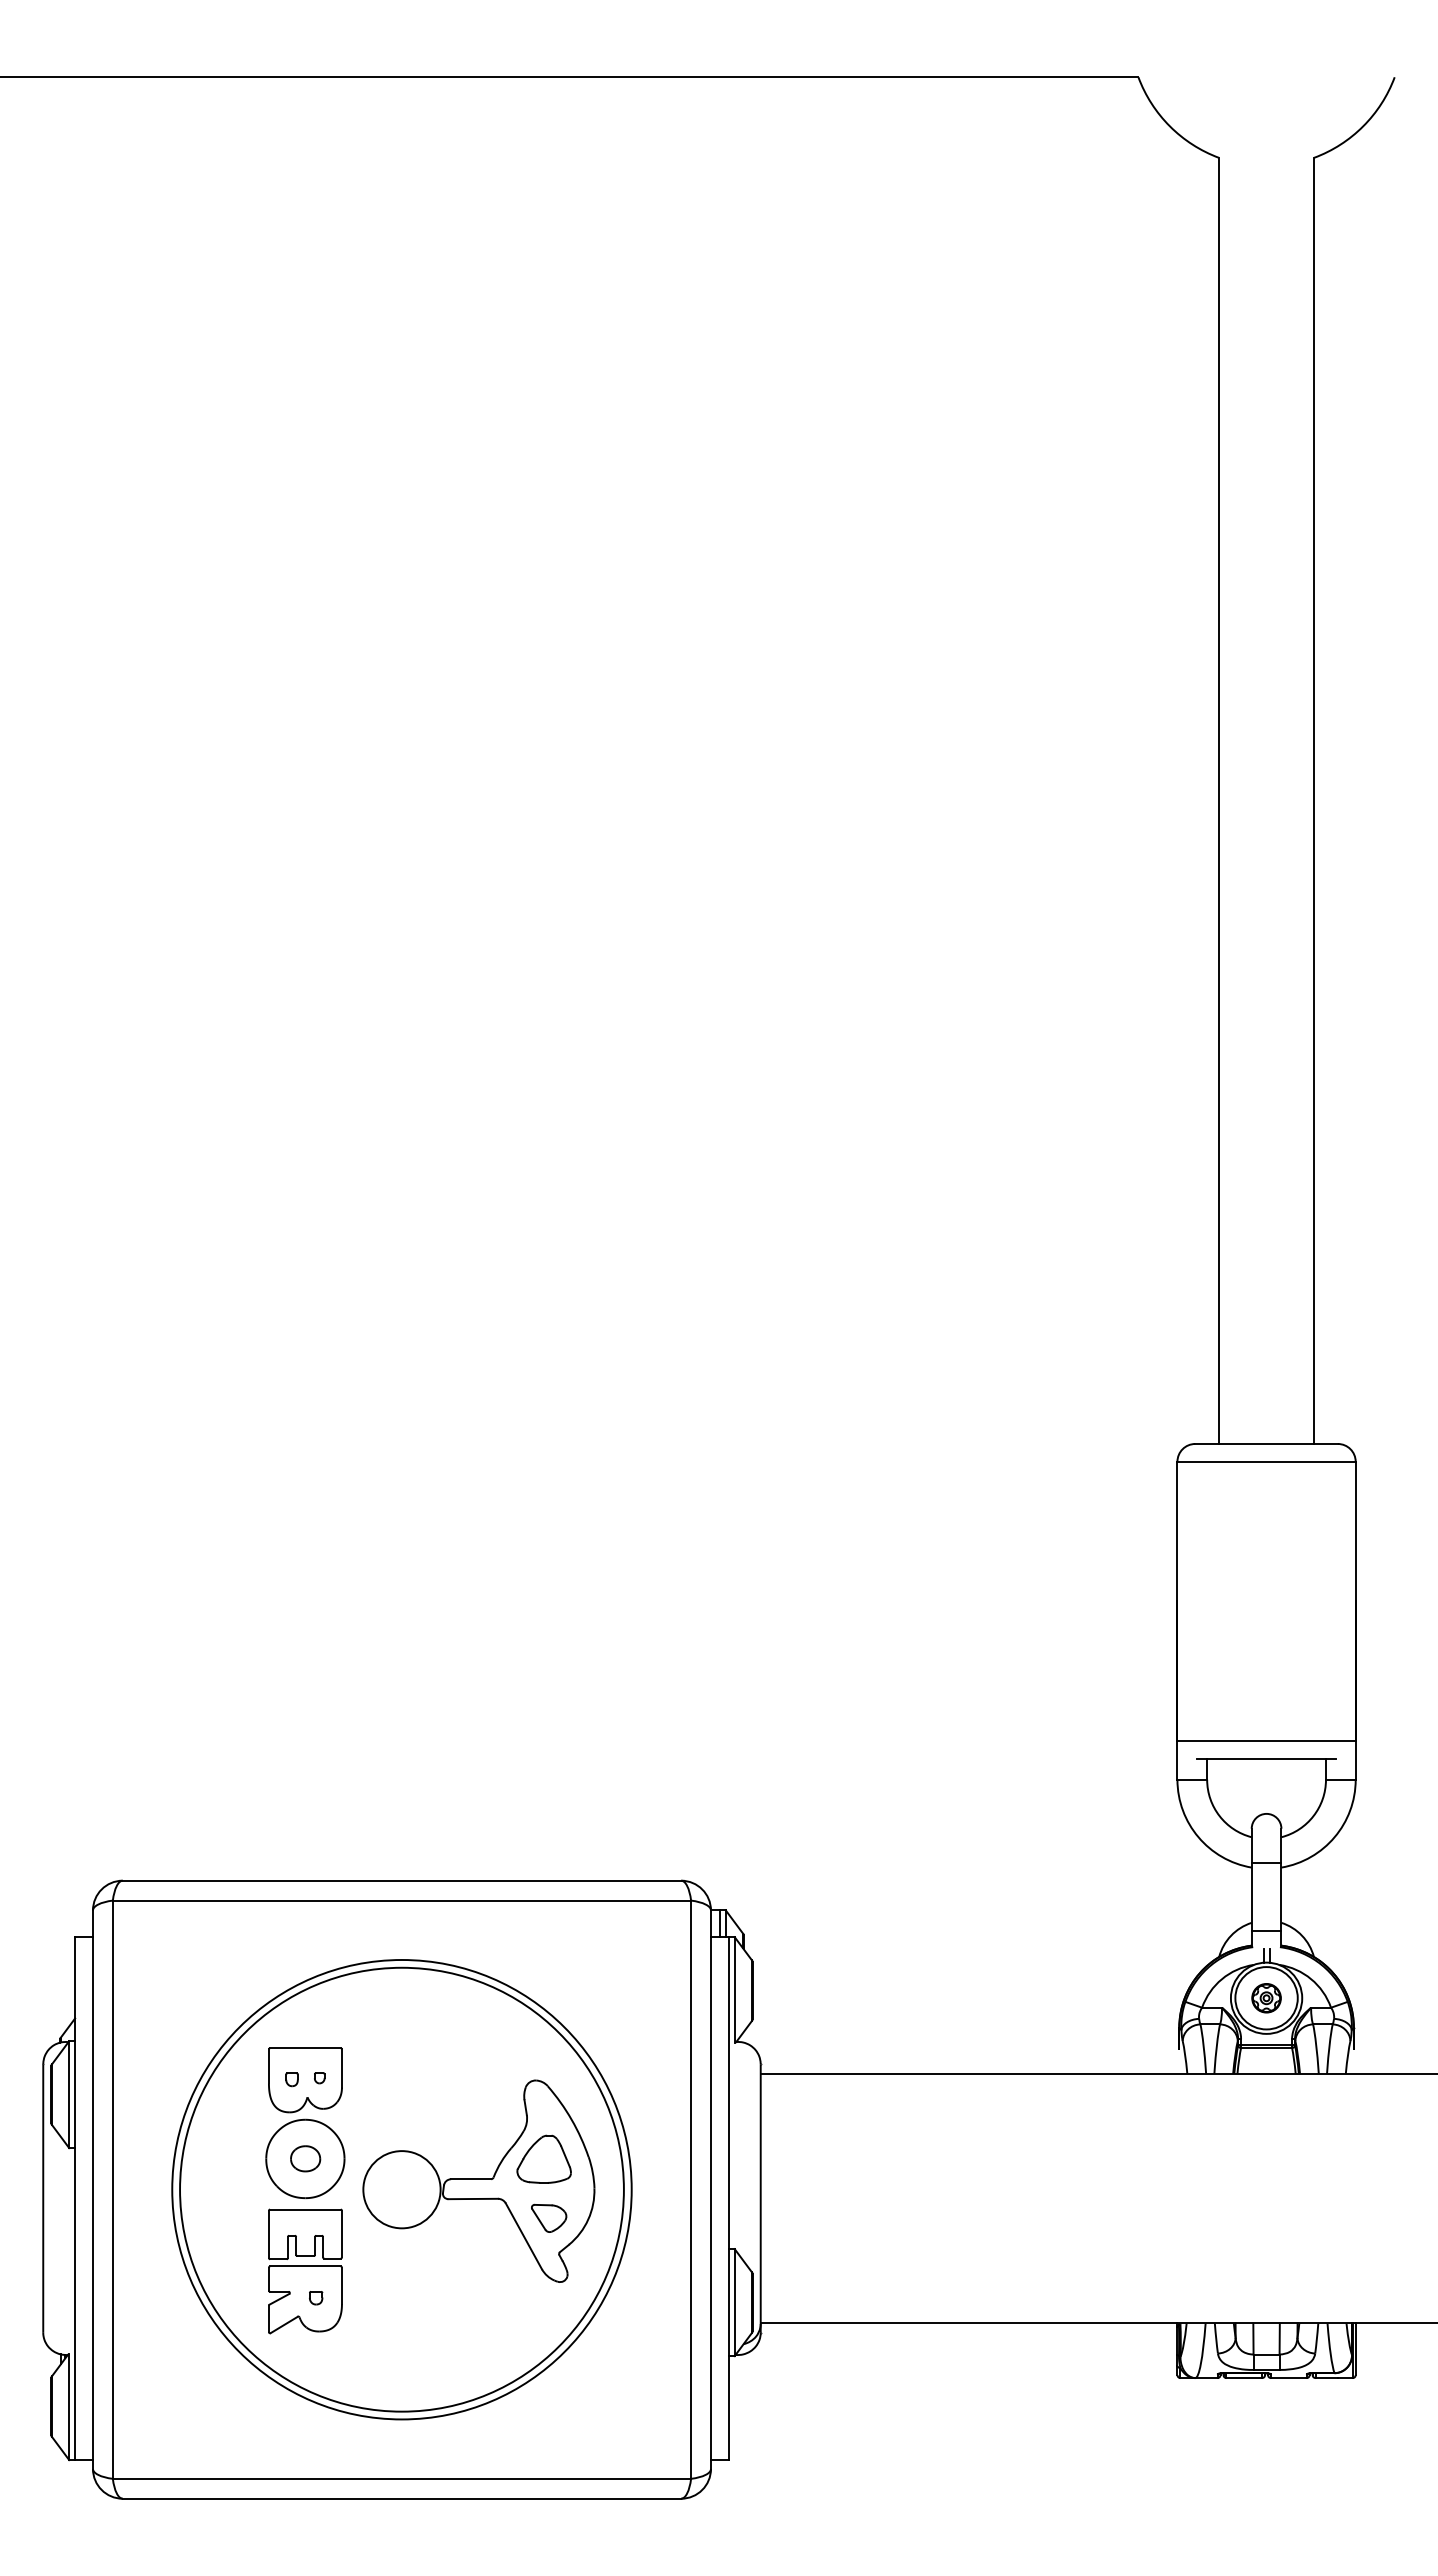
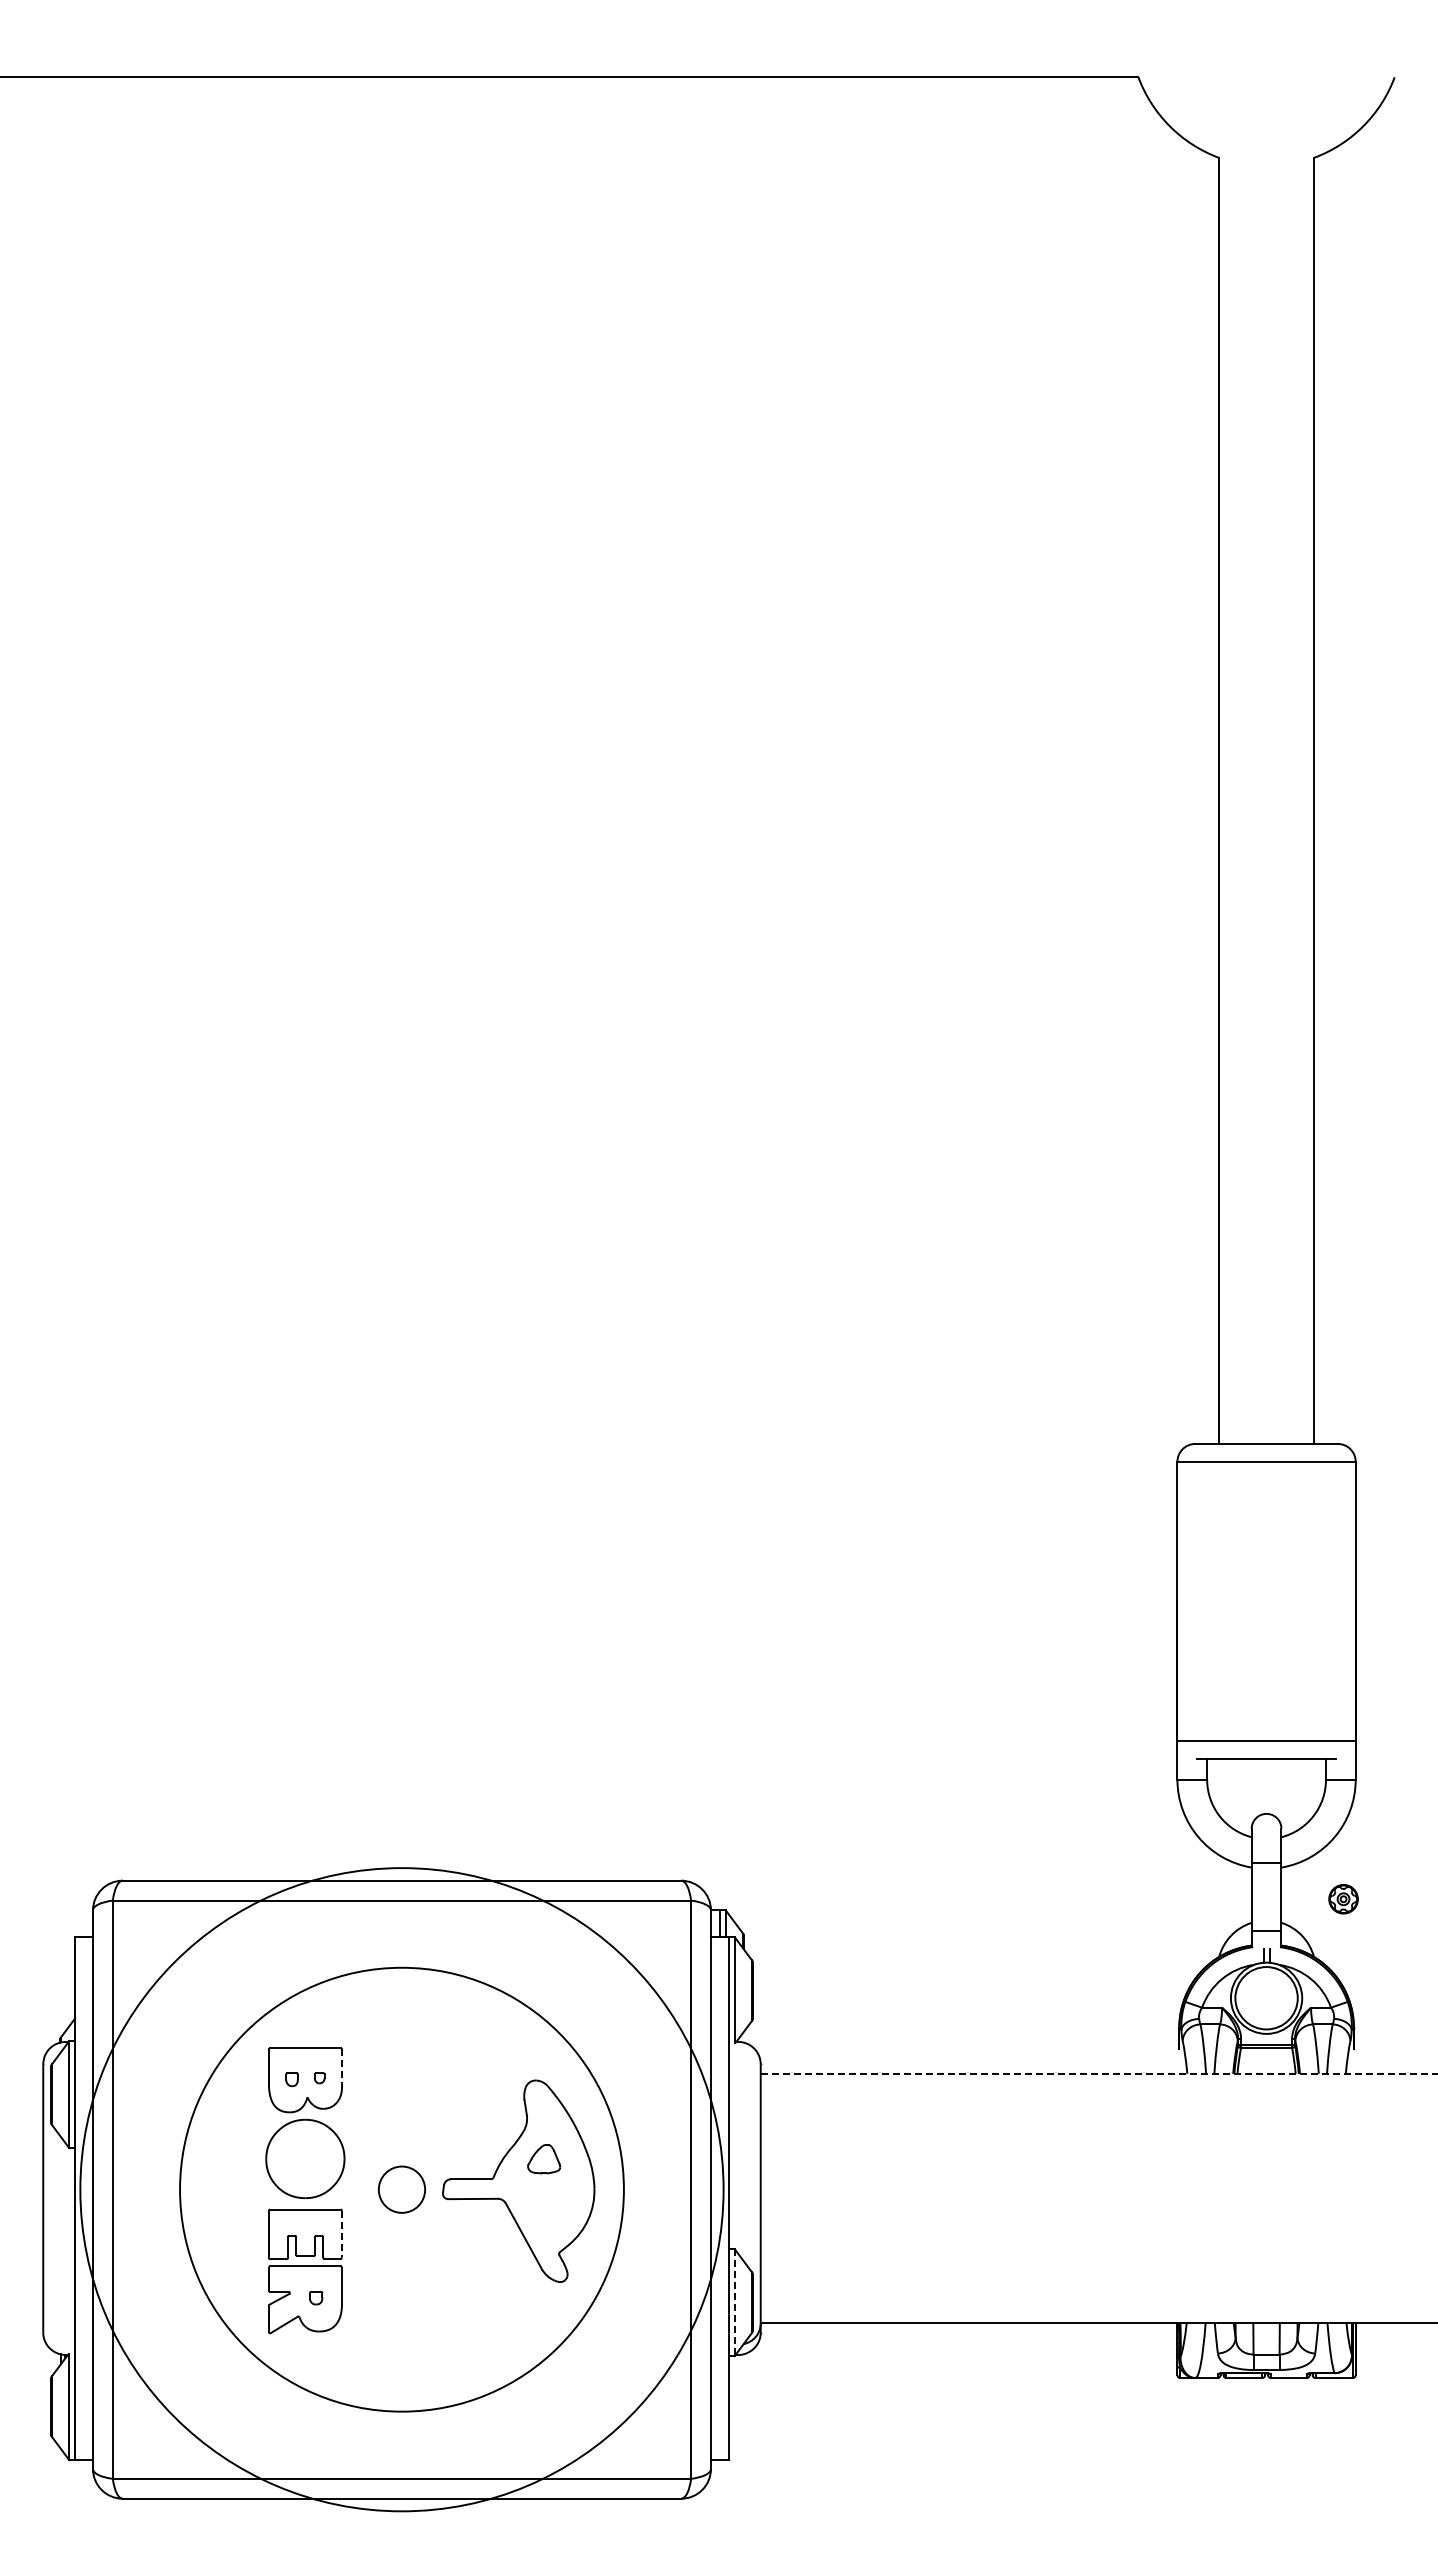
part position: (1266, 1998) -> (1343, 1899) (1343, 1899)
line: solid -> dashed (341, 2068)
line: solid -> dashed (1099, 2073)
part: present -> none (305, 2158)
part size: 56x50 px -> 35x31 px (544, 2159)
circle diameter: 459 px -> 643 px (401, 2189)
circle diameter: 77 px -> 46 px (401, 2189)
part: present -> none (549, 2217)
line: solid -> dashed (341, 2234)
line: solid -> dashed (734, 2303)
